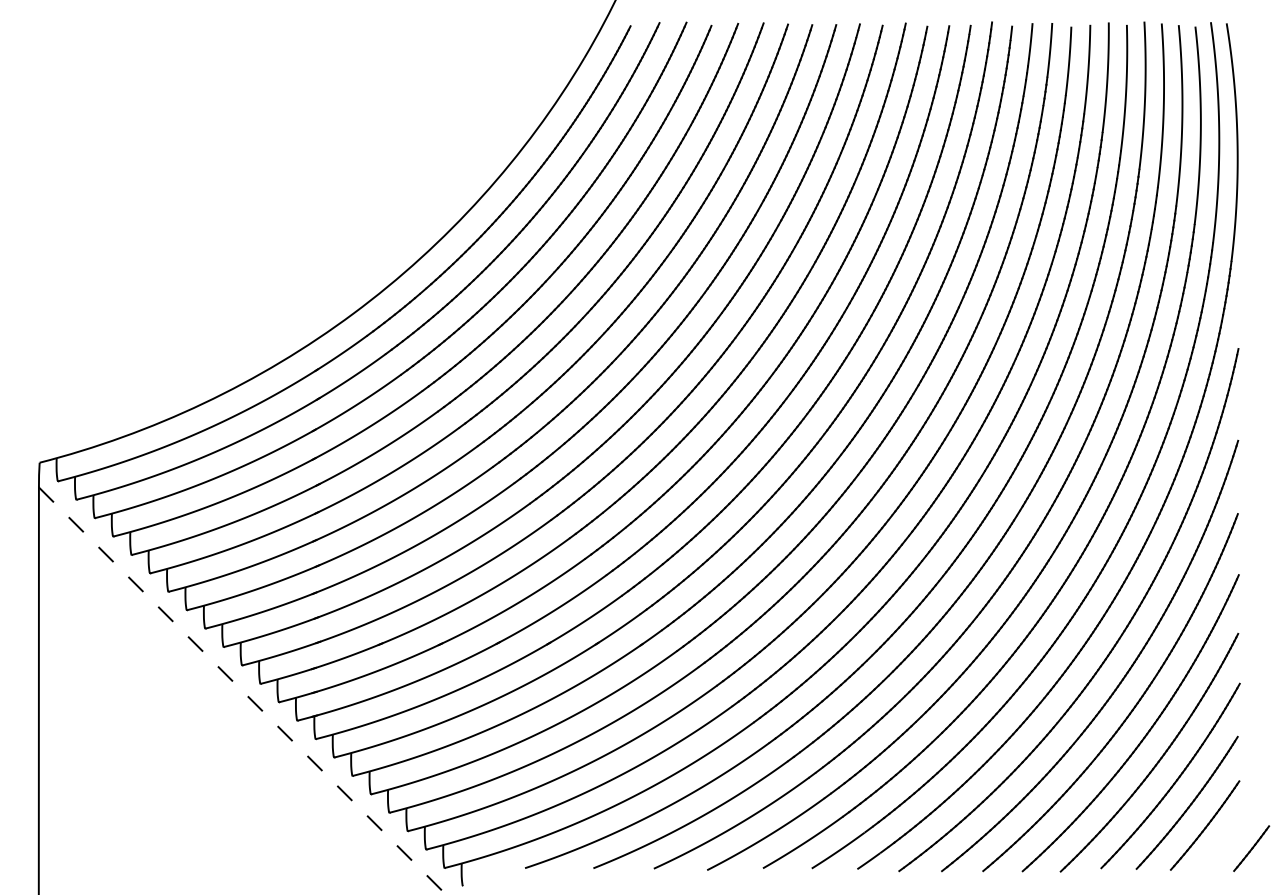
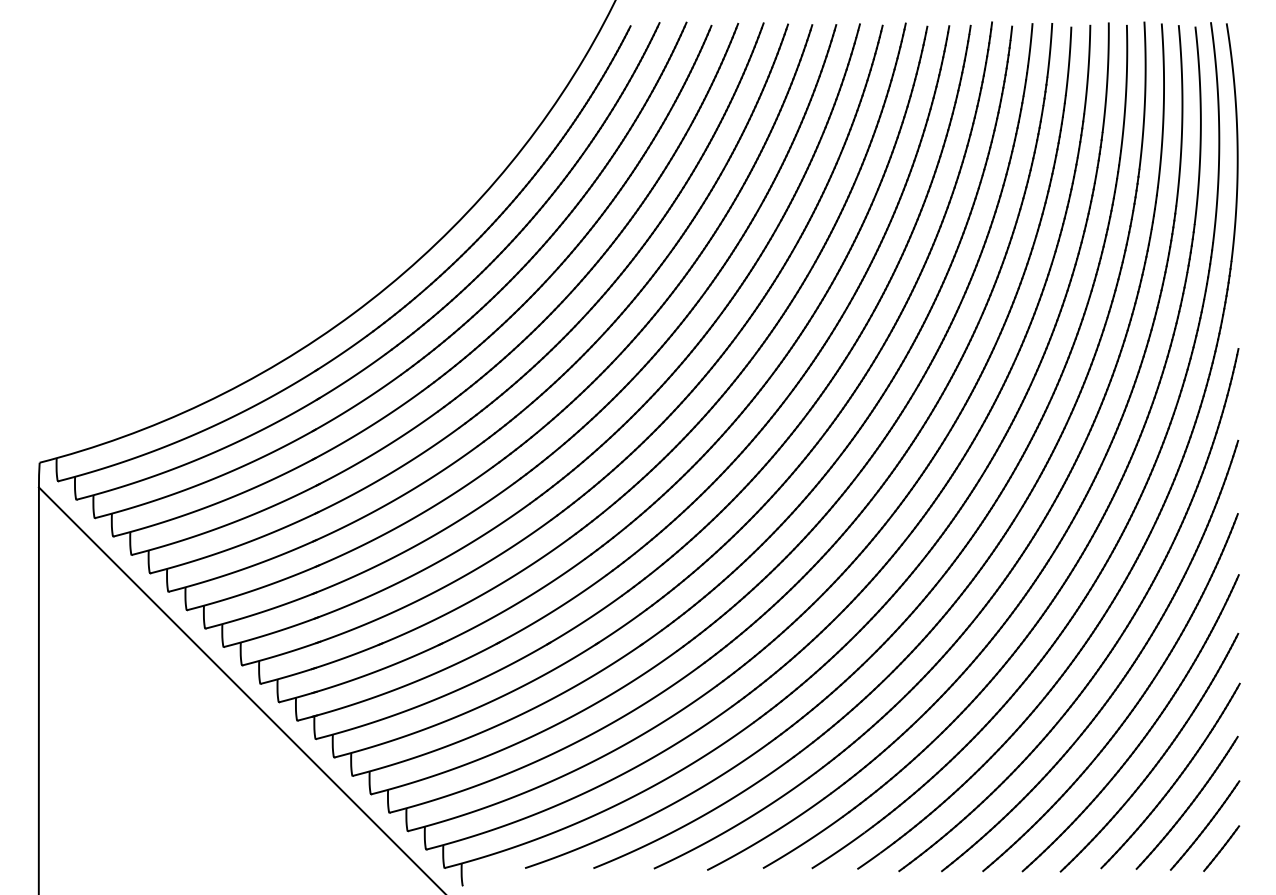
line: dashed -> solid (242, 691)
line position: (1251, 848) -> (1221, 848) (1221, 848)
